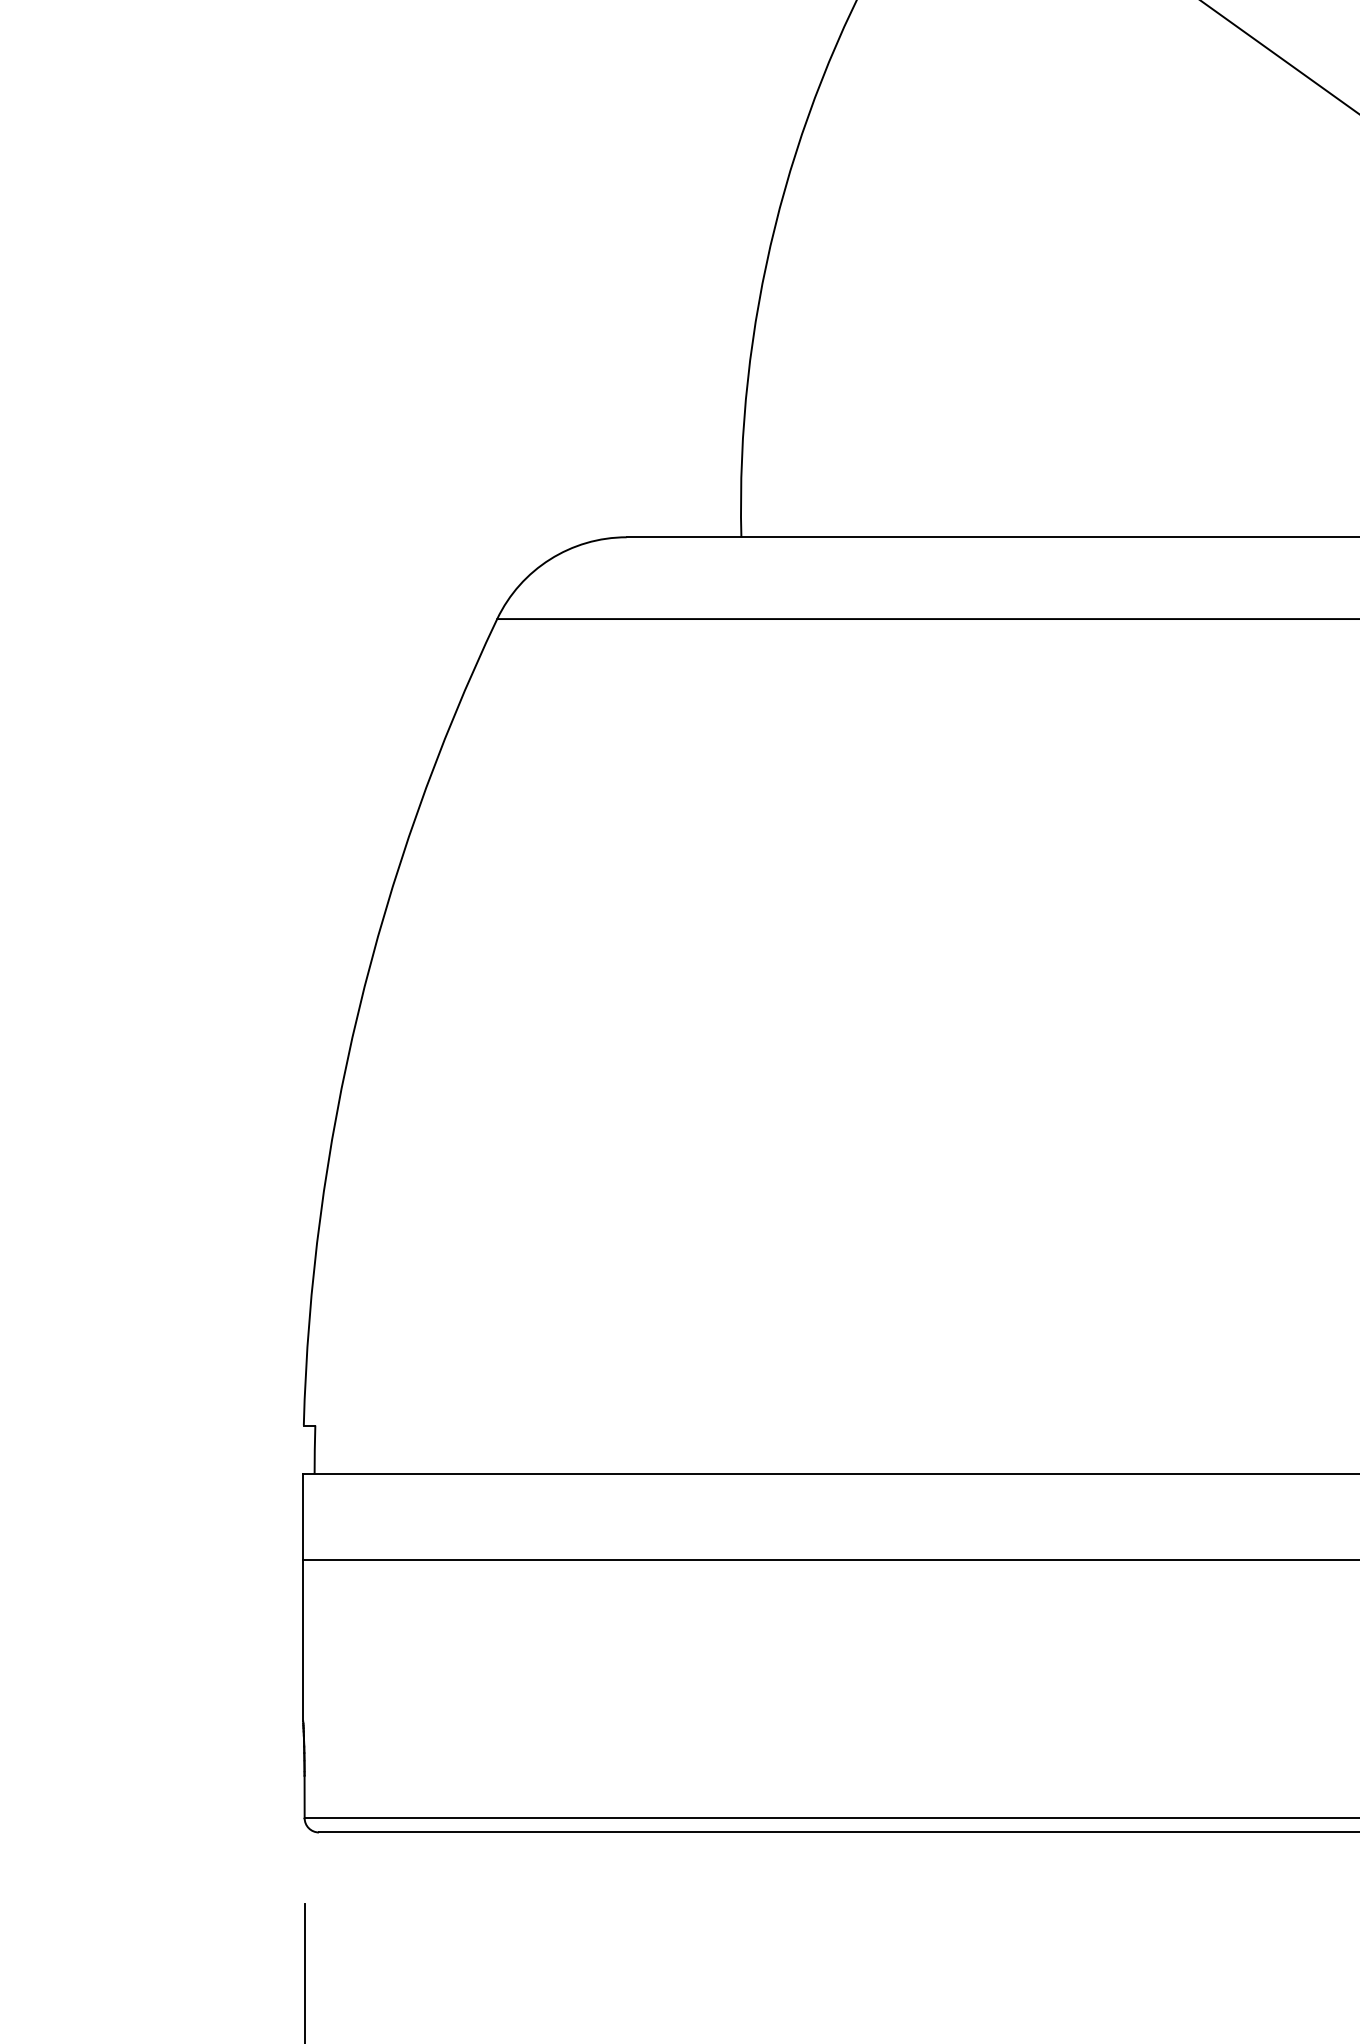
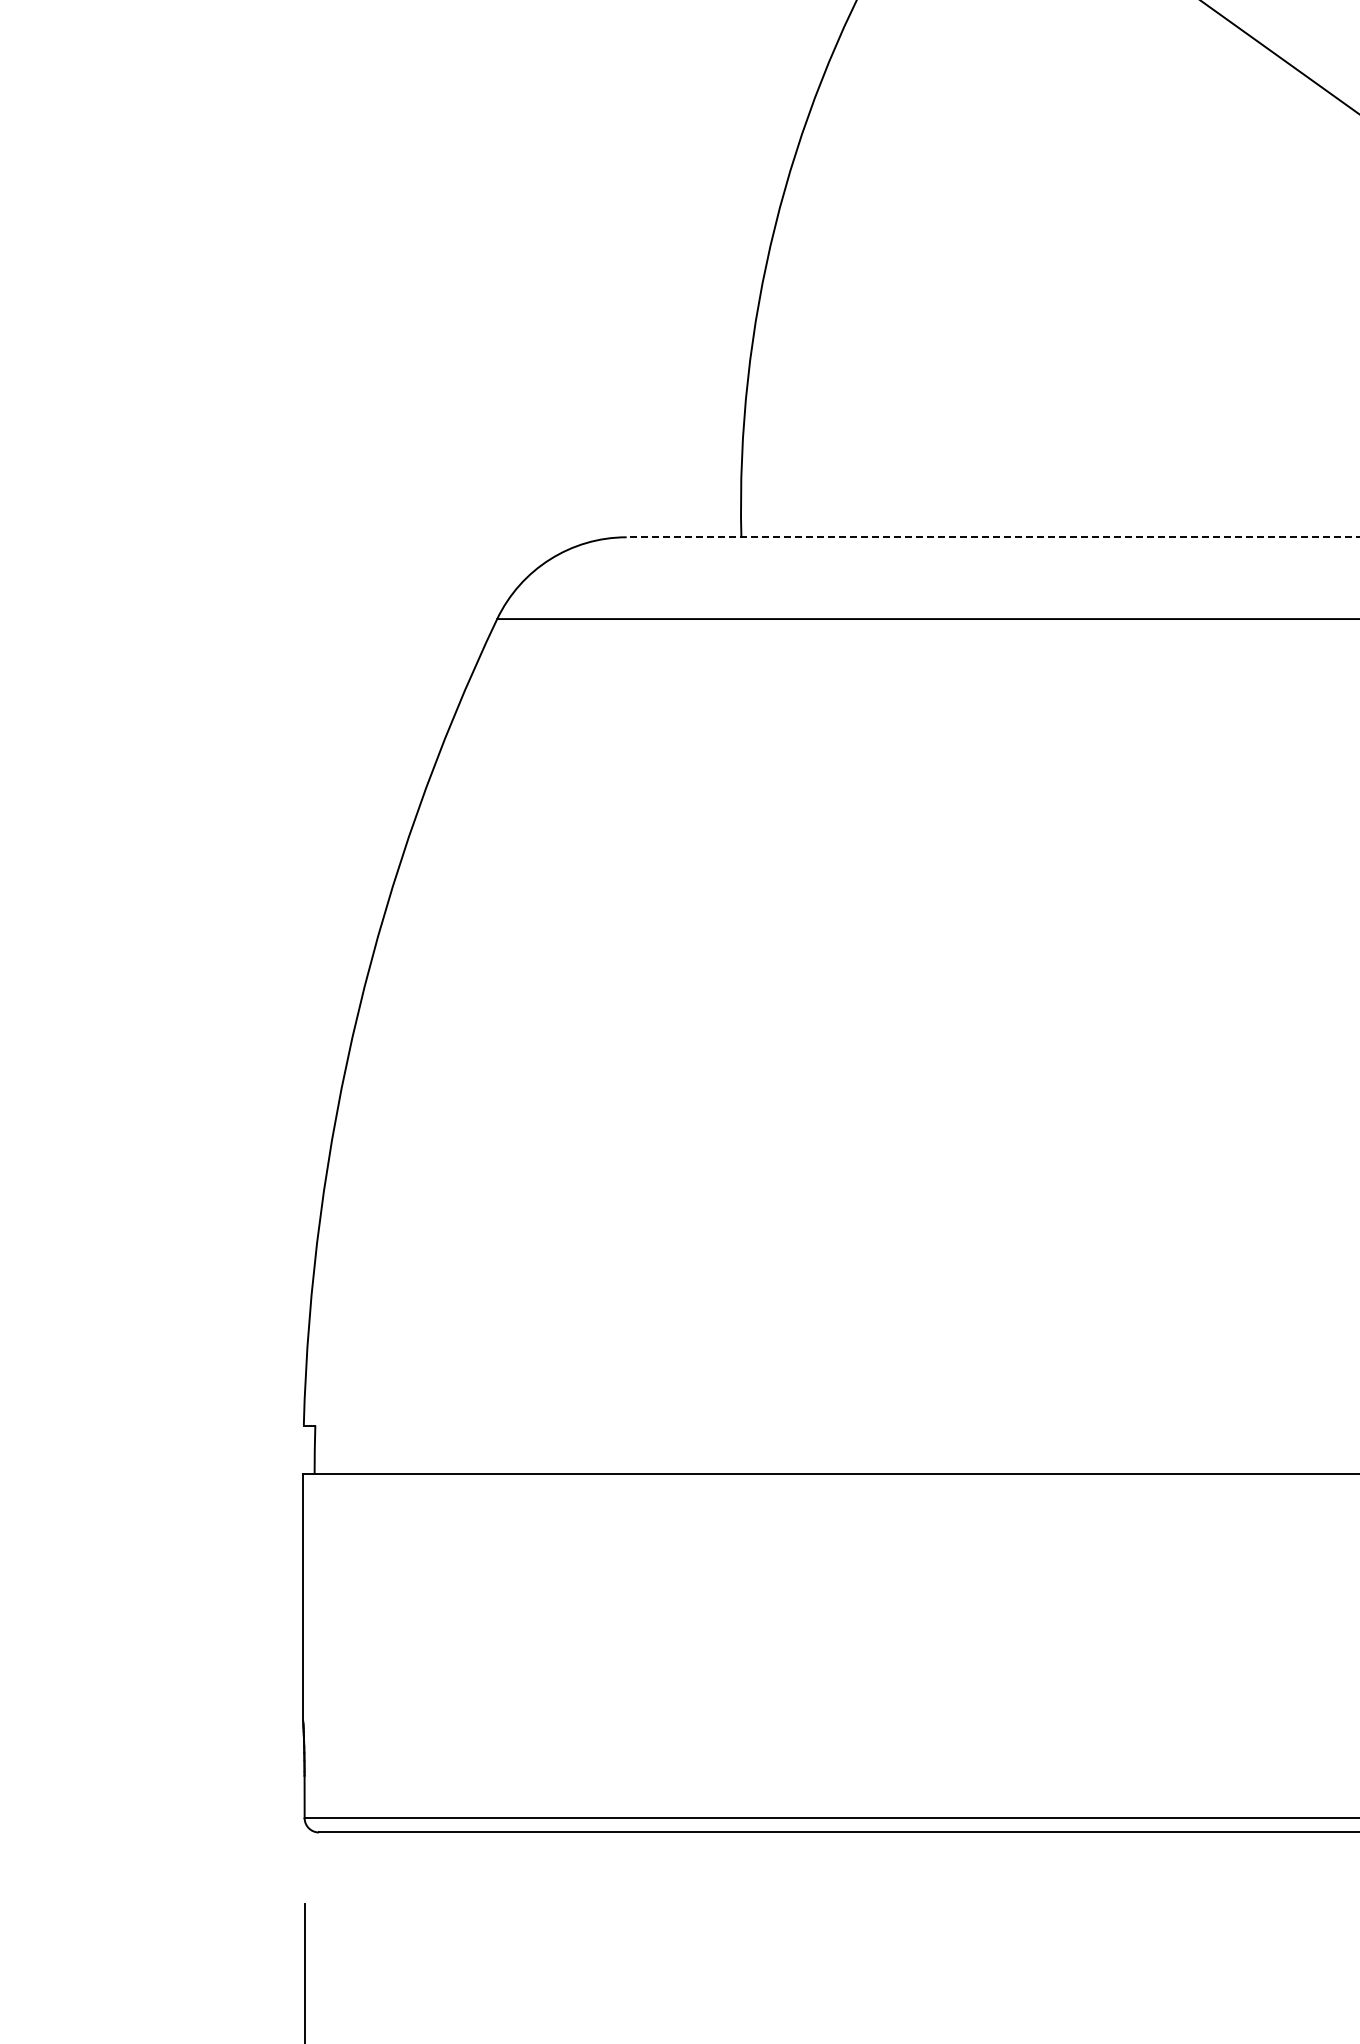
line: solid -> dashed (992, 537)
line: present -> none (829, 1560)
